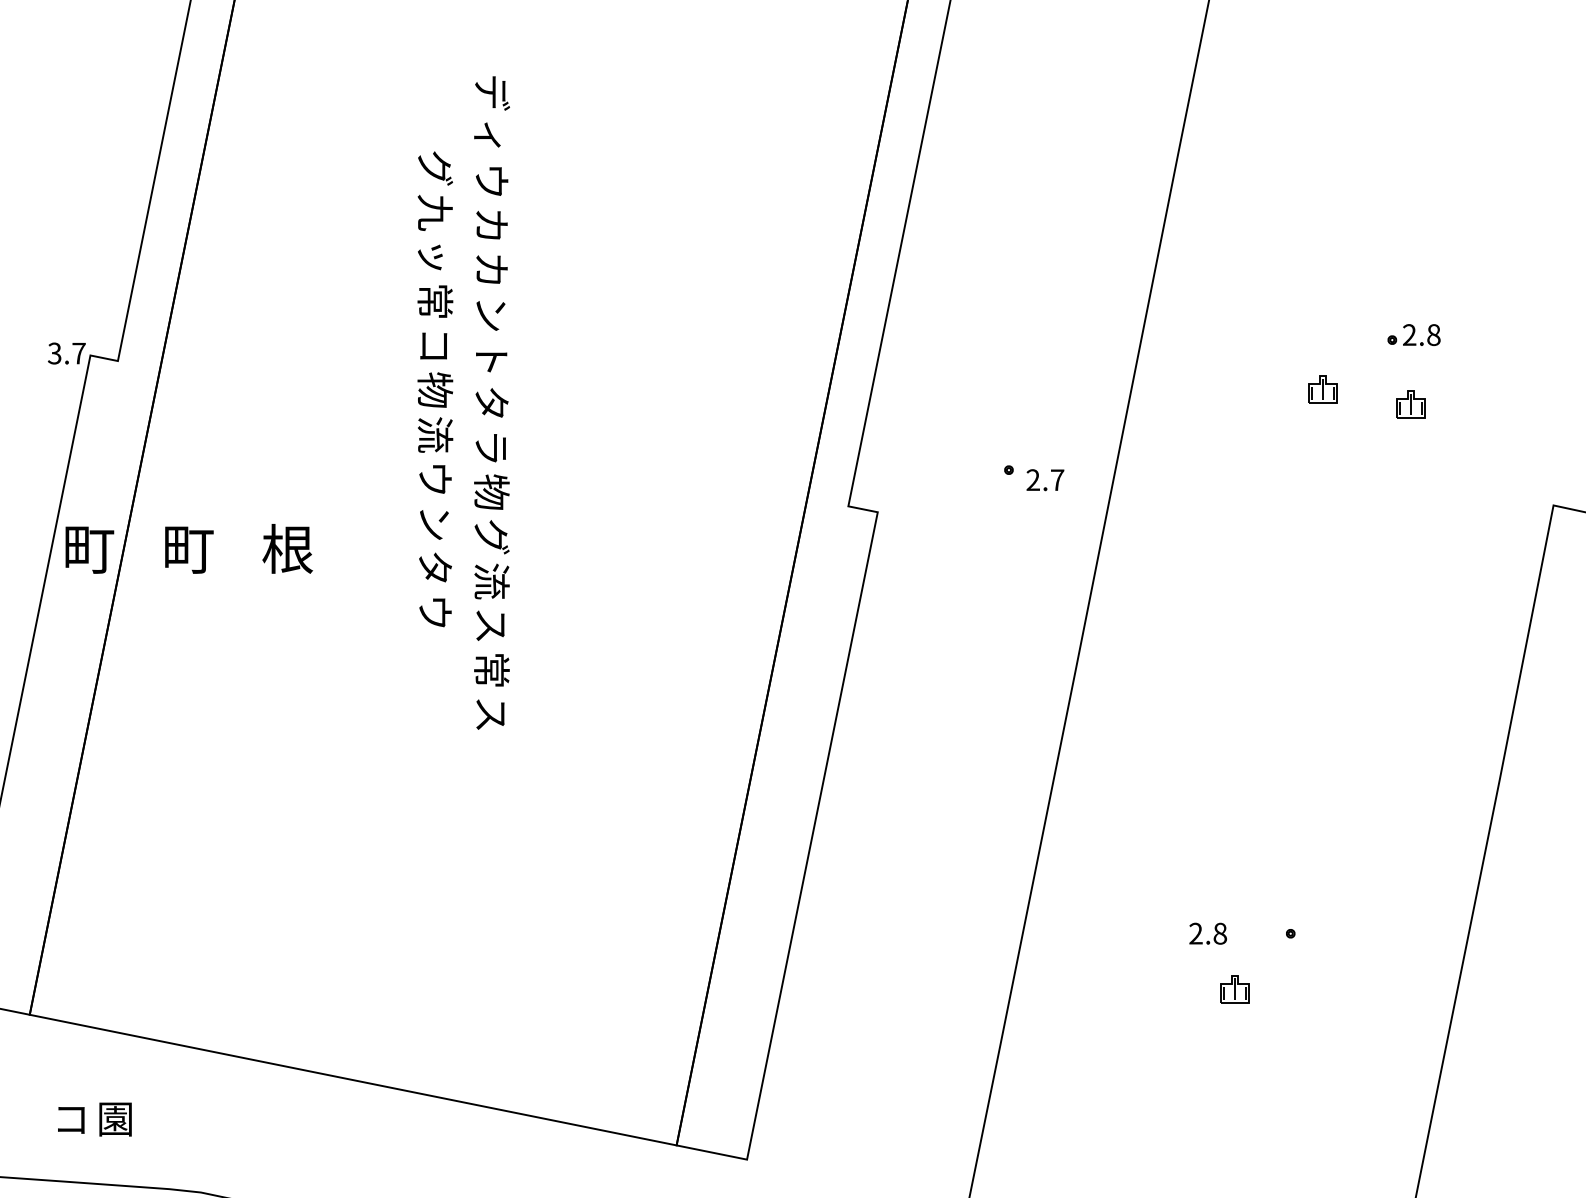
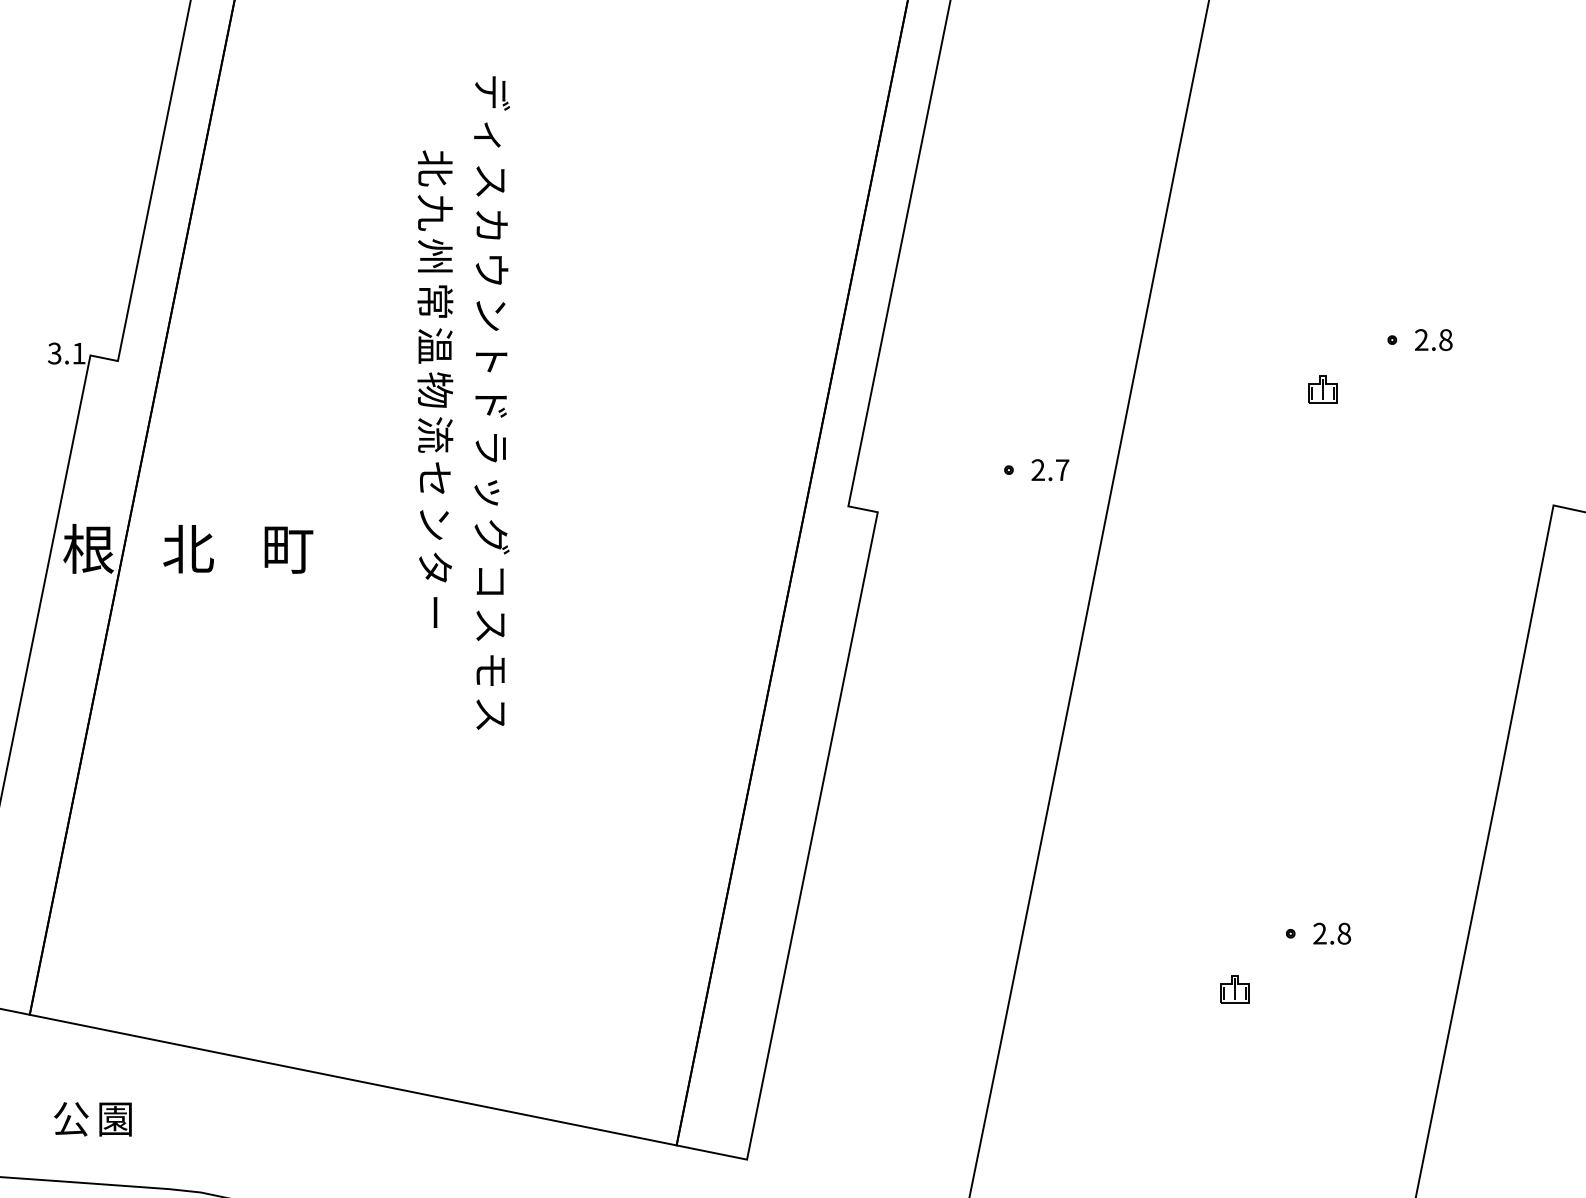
text: グ -> 北 (434, 168)
text: ウ -> ス (491, 181)
text: ッ -> 州 (435, 255)
text: カ -> ウ (491, 269)
text position: (1421, 334) -> (1433, 339) (1433, 339)
text: コ -> 温 (435, 345)
text: 3.7 -> 3.1 (78, 353)
text: タ -> ド (491, 402)
part: present -> none (1410, 404)
text: ウ -> セ (435, 477)
text position: (1045, 480) -> (1050, 470) (1050, 470)
text: 物 -> ッ (491, 491)
text: 町 -> 根 (88, 548)
text: 町 -> 北 (188, 548)
text: 根 -> 町 (287, 548)
text: 流 -> コ (491, 581)
text: ウ -> ー (435, 612)
text: 常 -> モ (491, 670)
text position: (1207, 933) -> (1331, 933) (1331, 933)
text: コ -> 公 (71, 1119)
